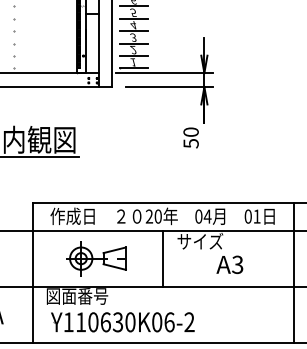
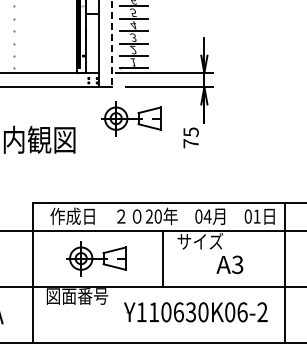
line: solid -> dashed (111, 44)
part: none -> present (131, 118)
text: 50 -> 75 (190, 137)
line: present -> none (40, 156)
line position: (293, 272) -> (284, 272) (284, 272)
part position: (122, 322) -> (195, 312) (195, 312)
